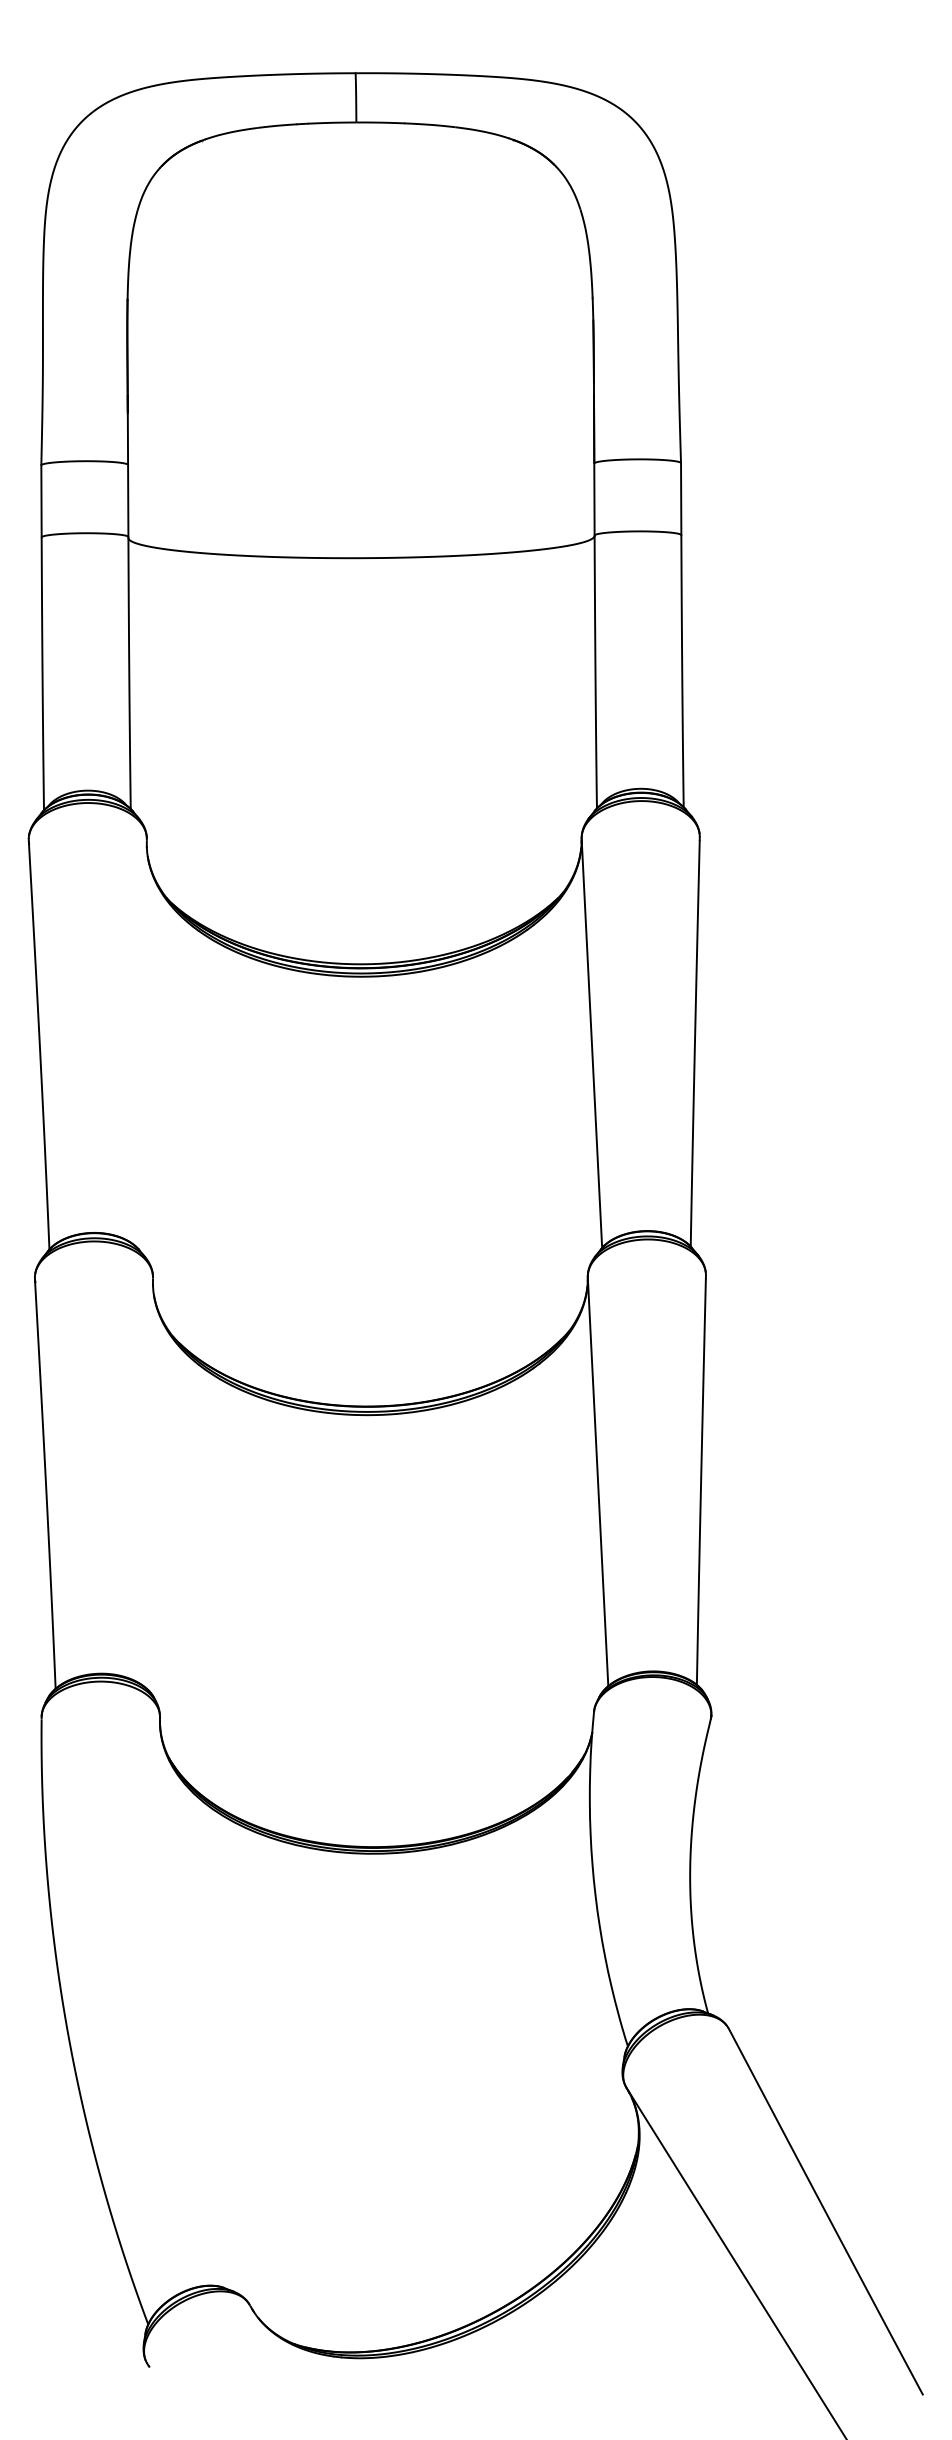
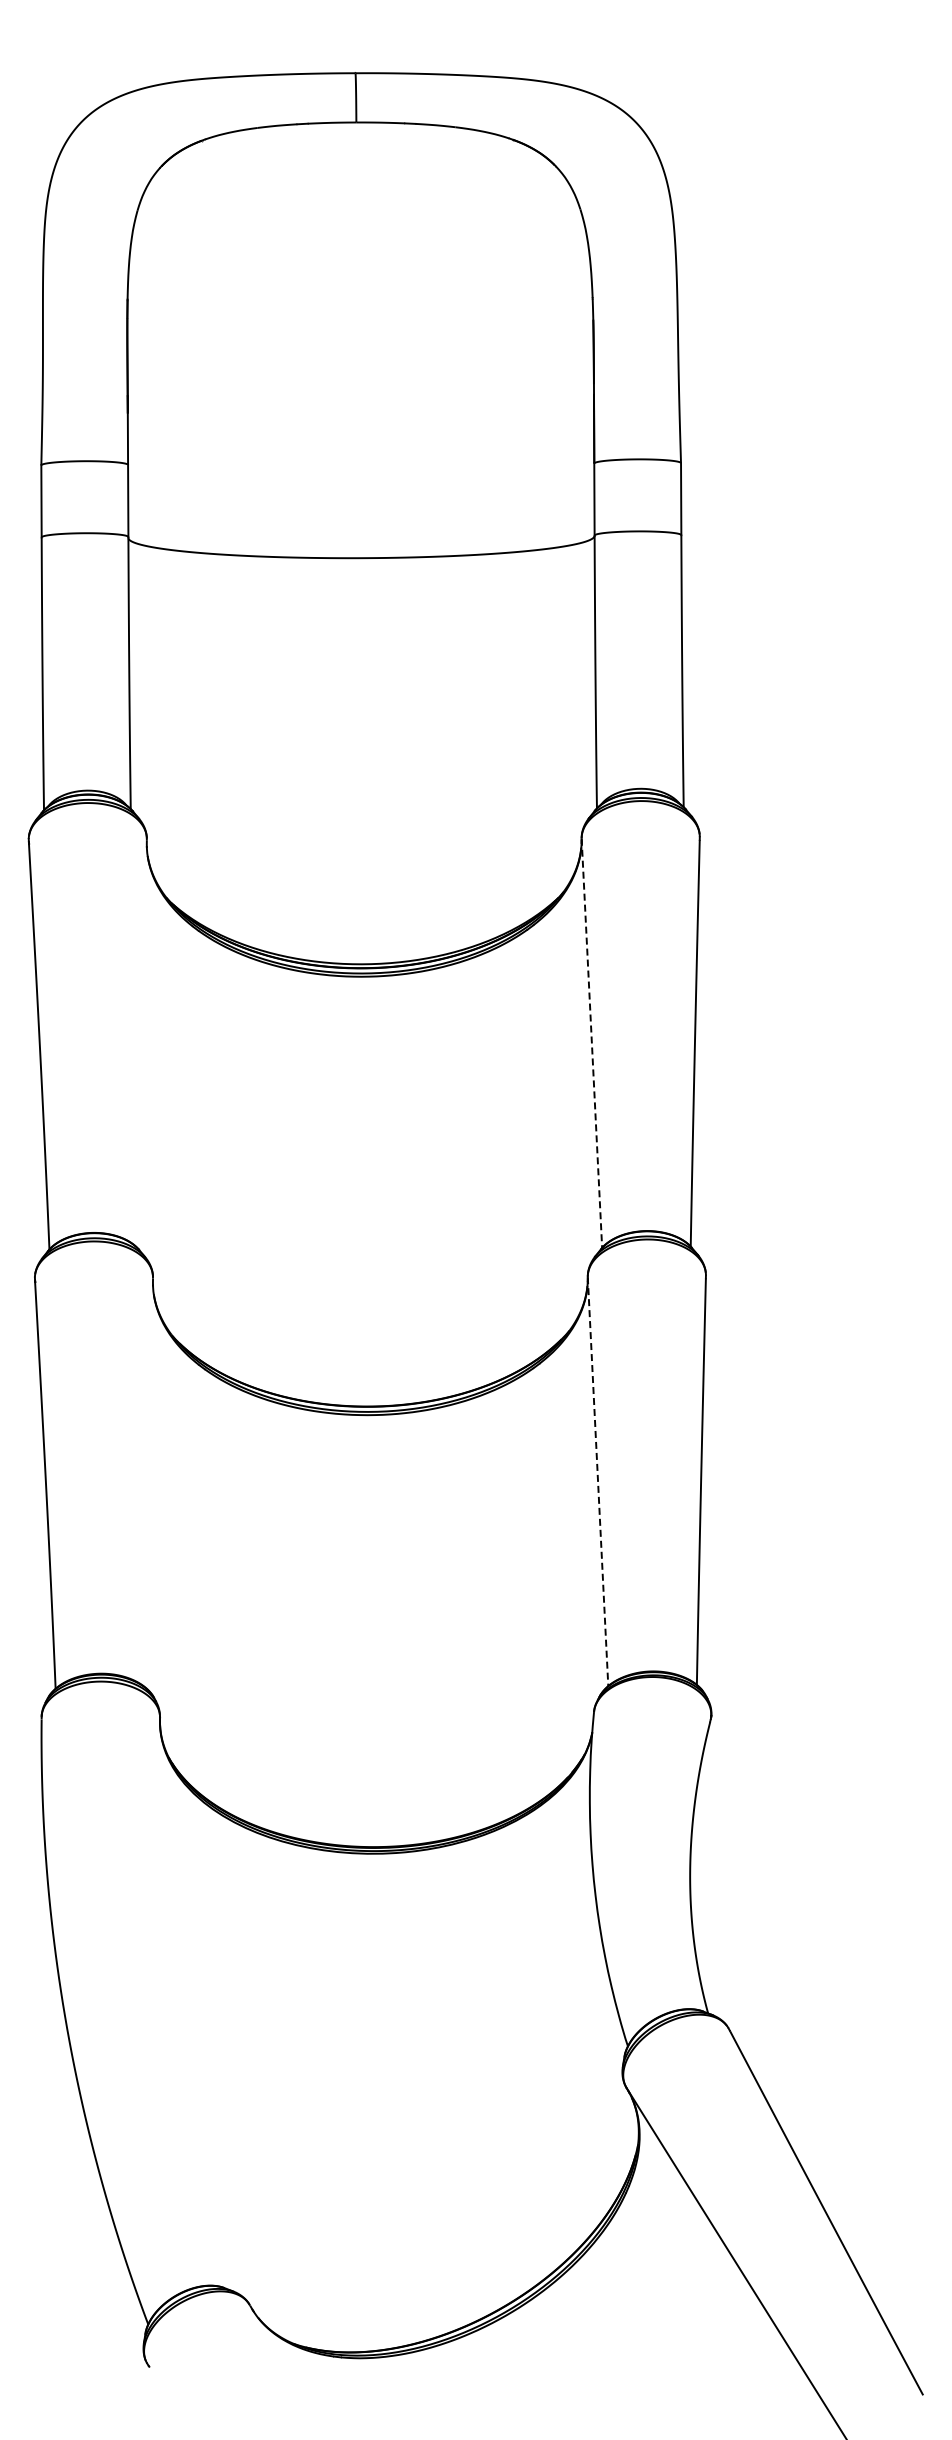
line: solid -> dashed (591, 1043)
line: solid -> dashed (598, 1481)
